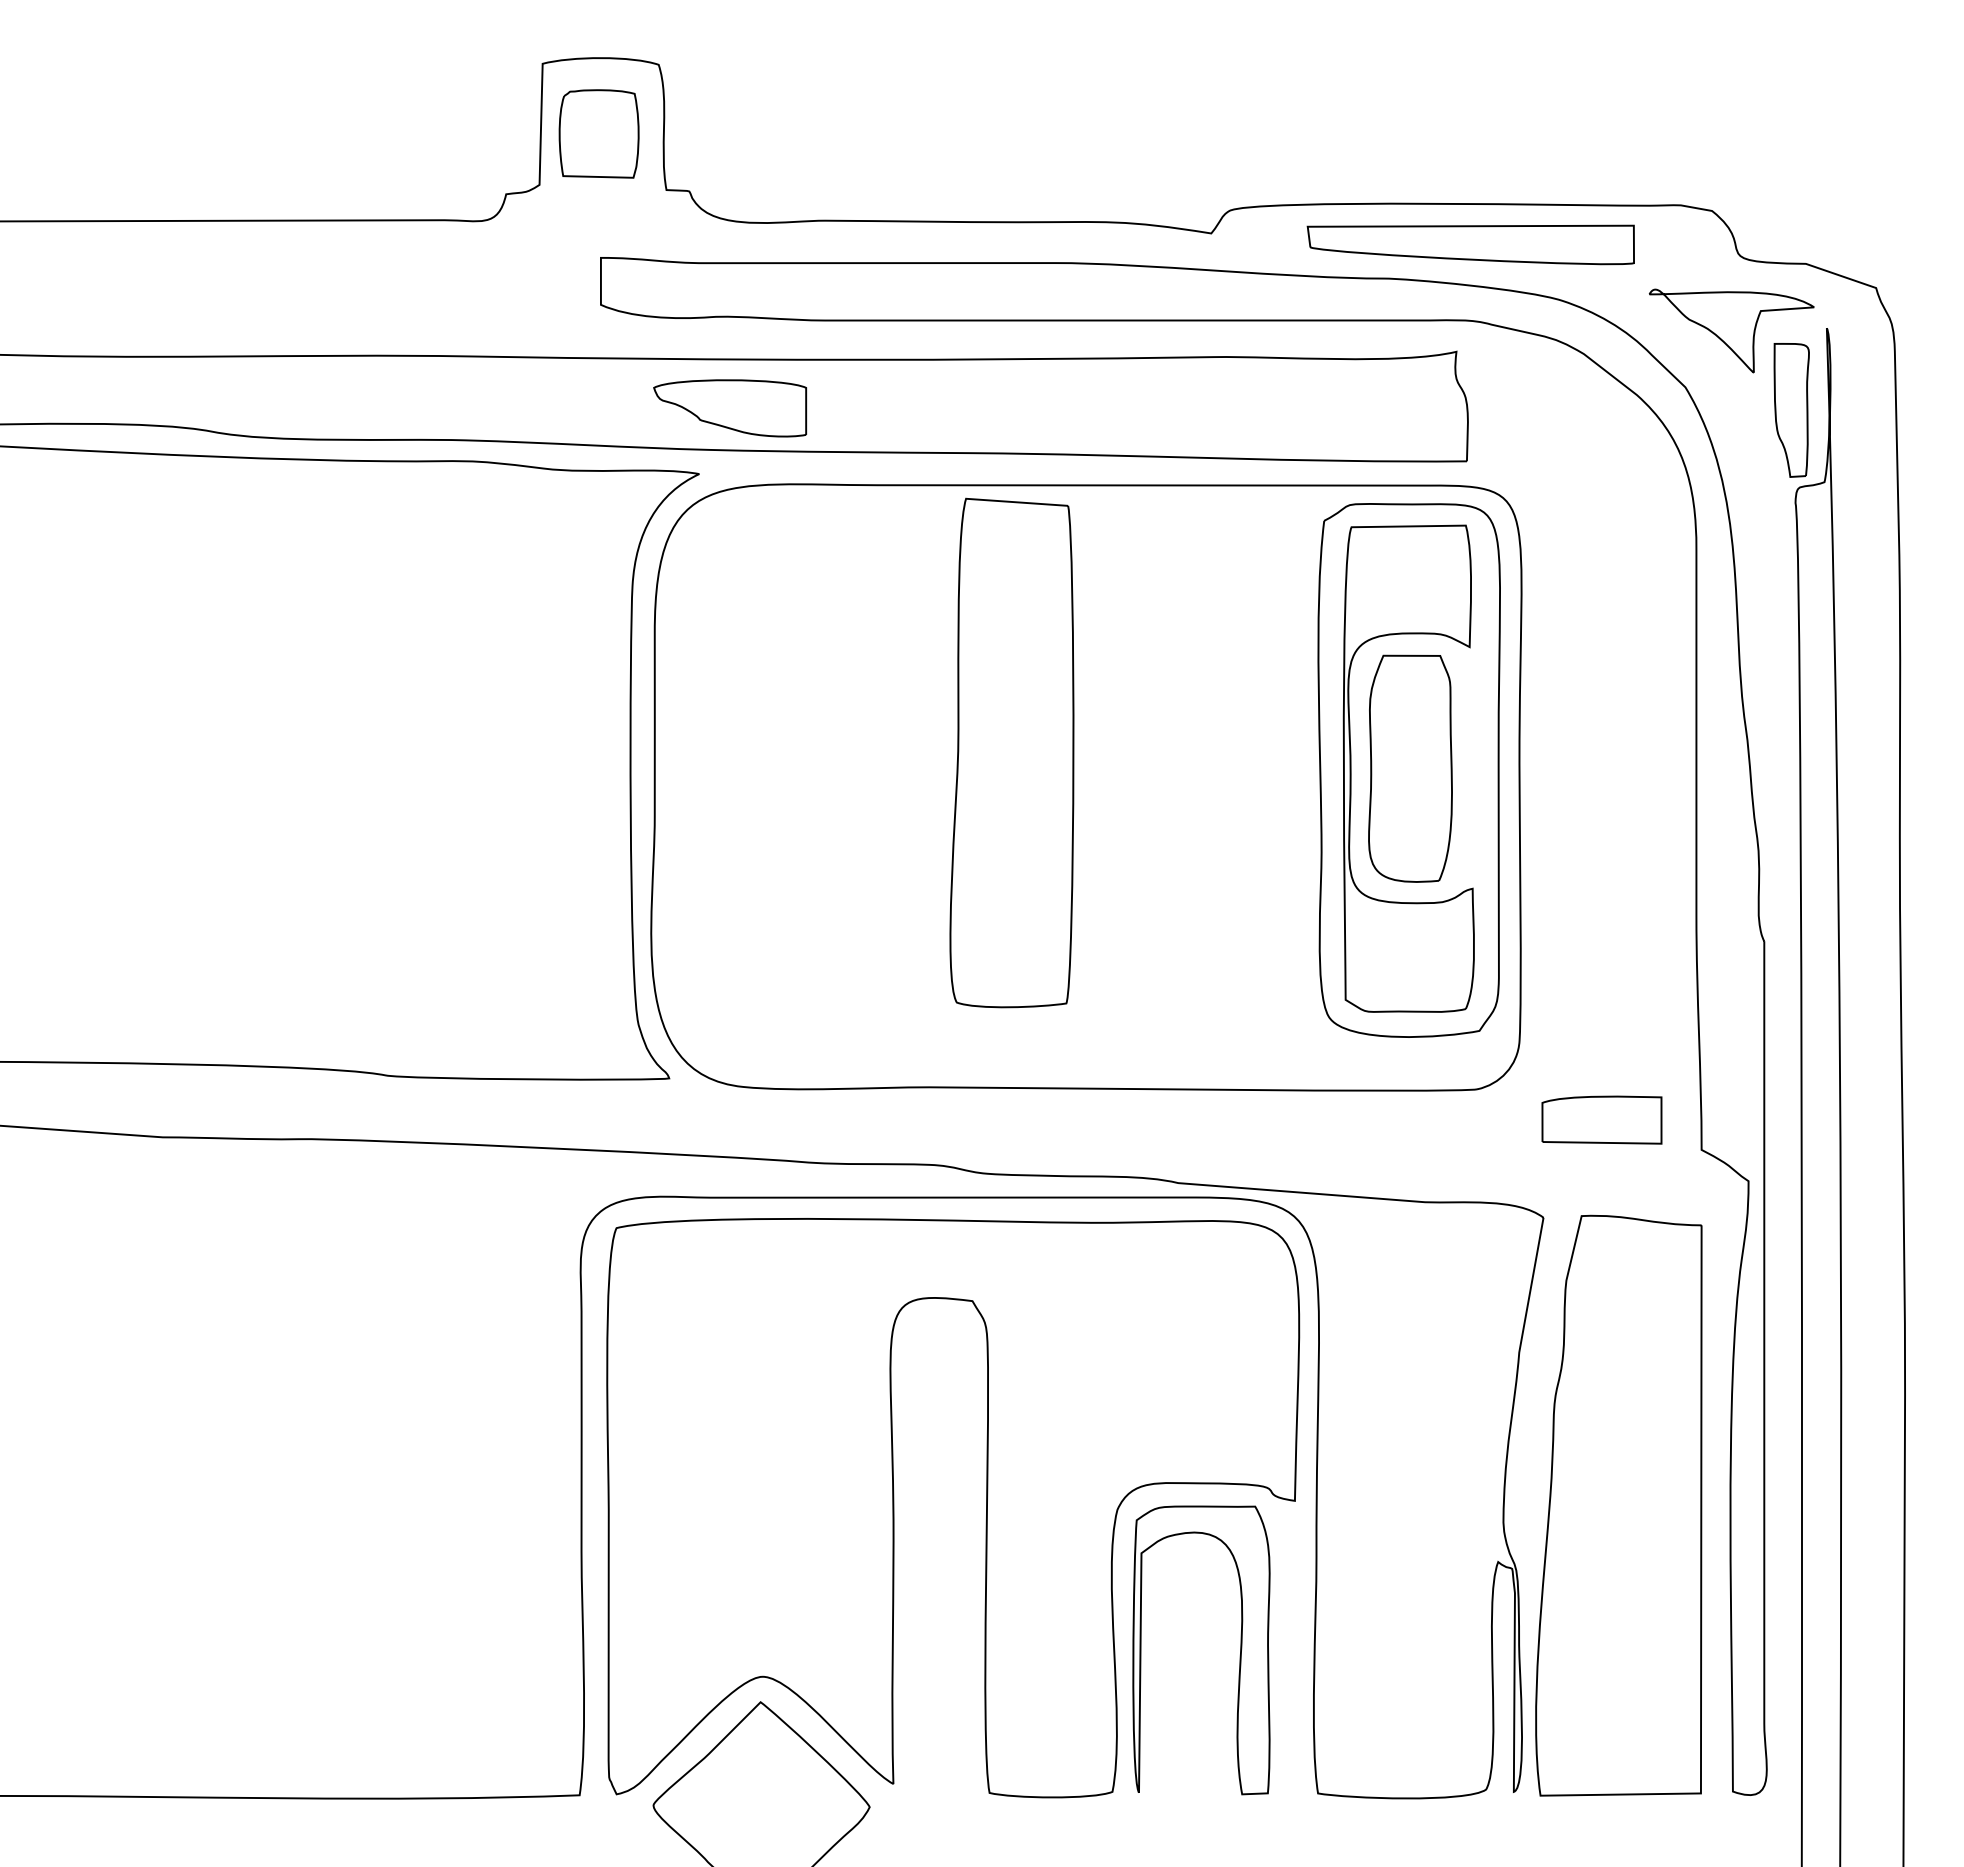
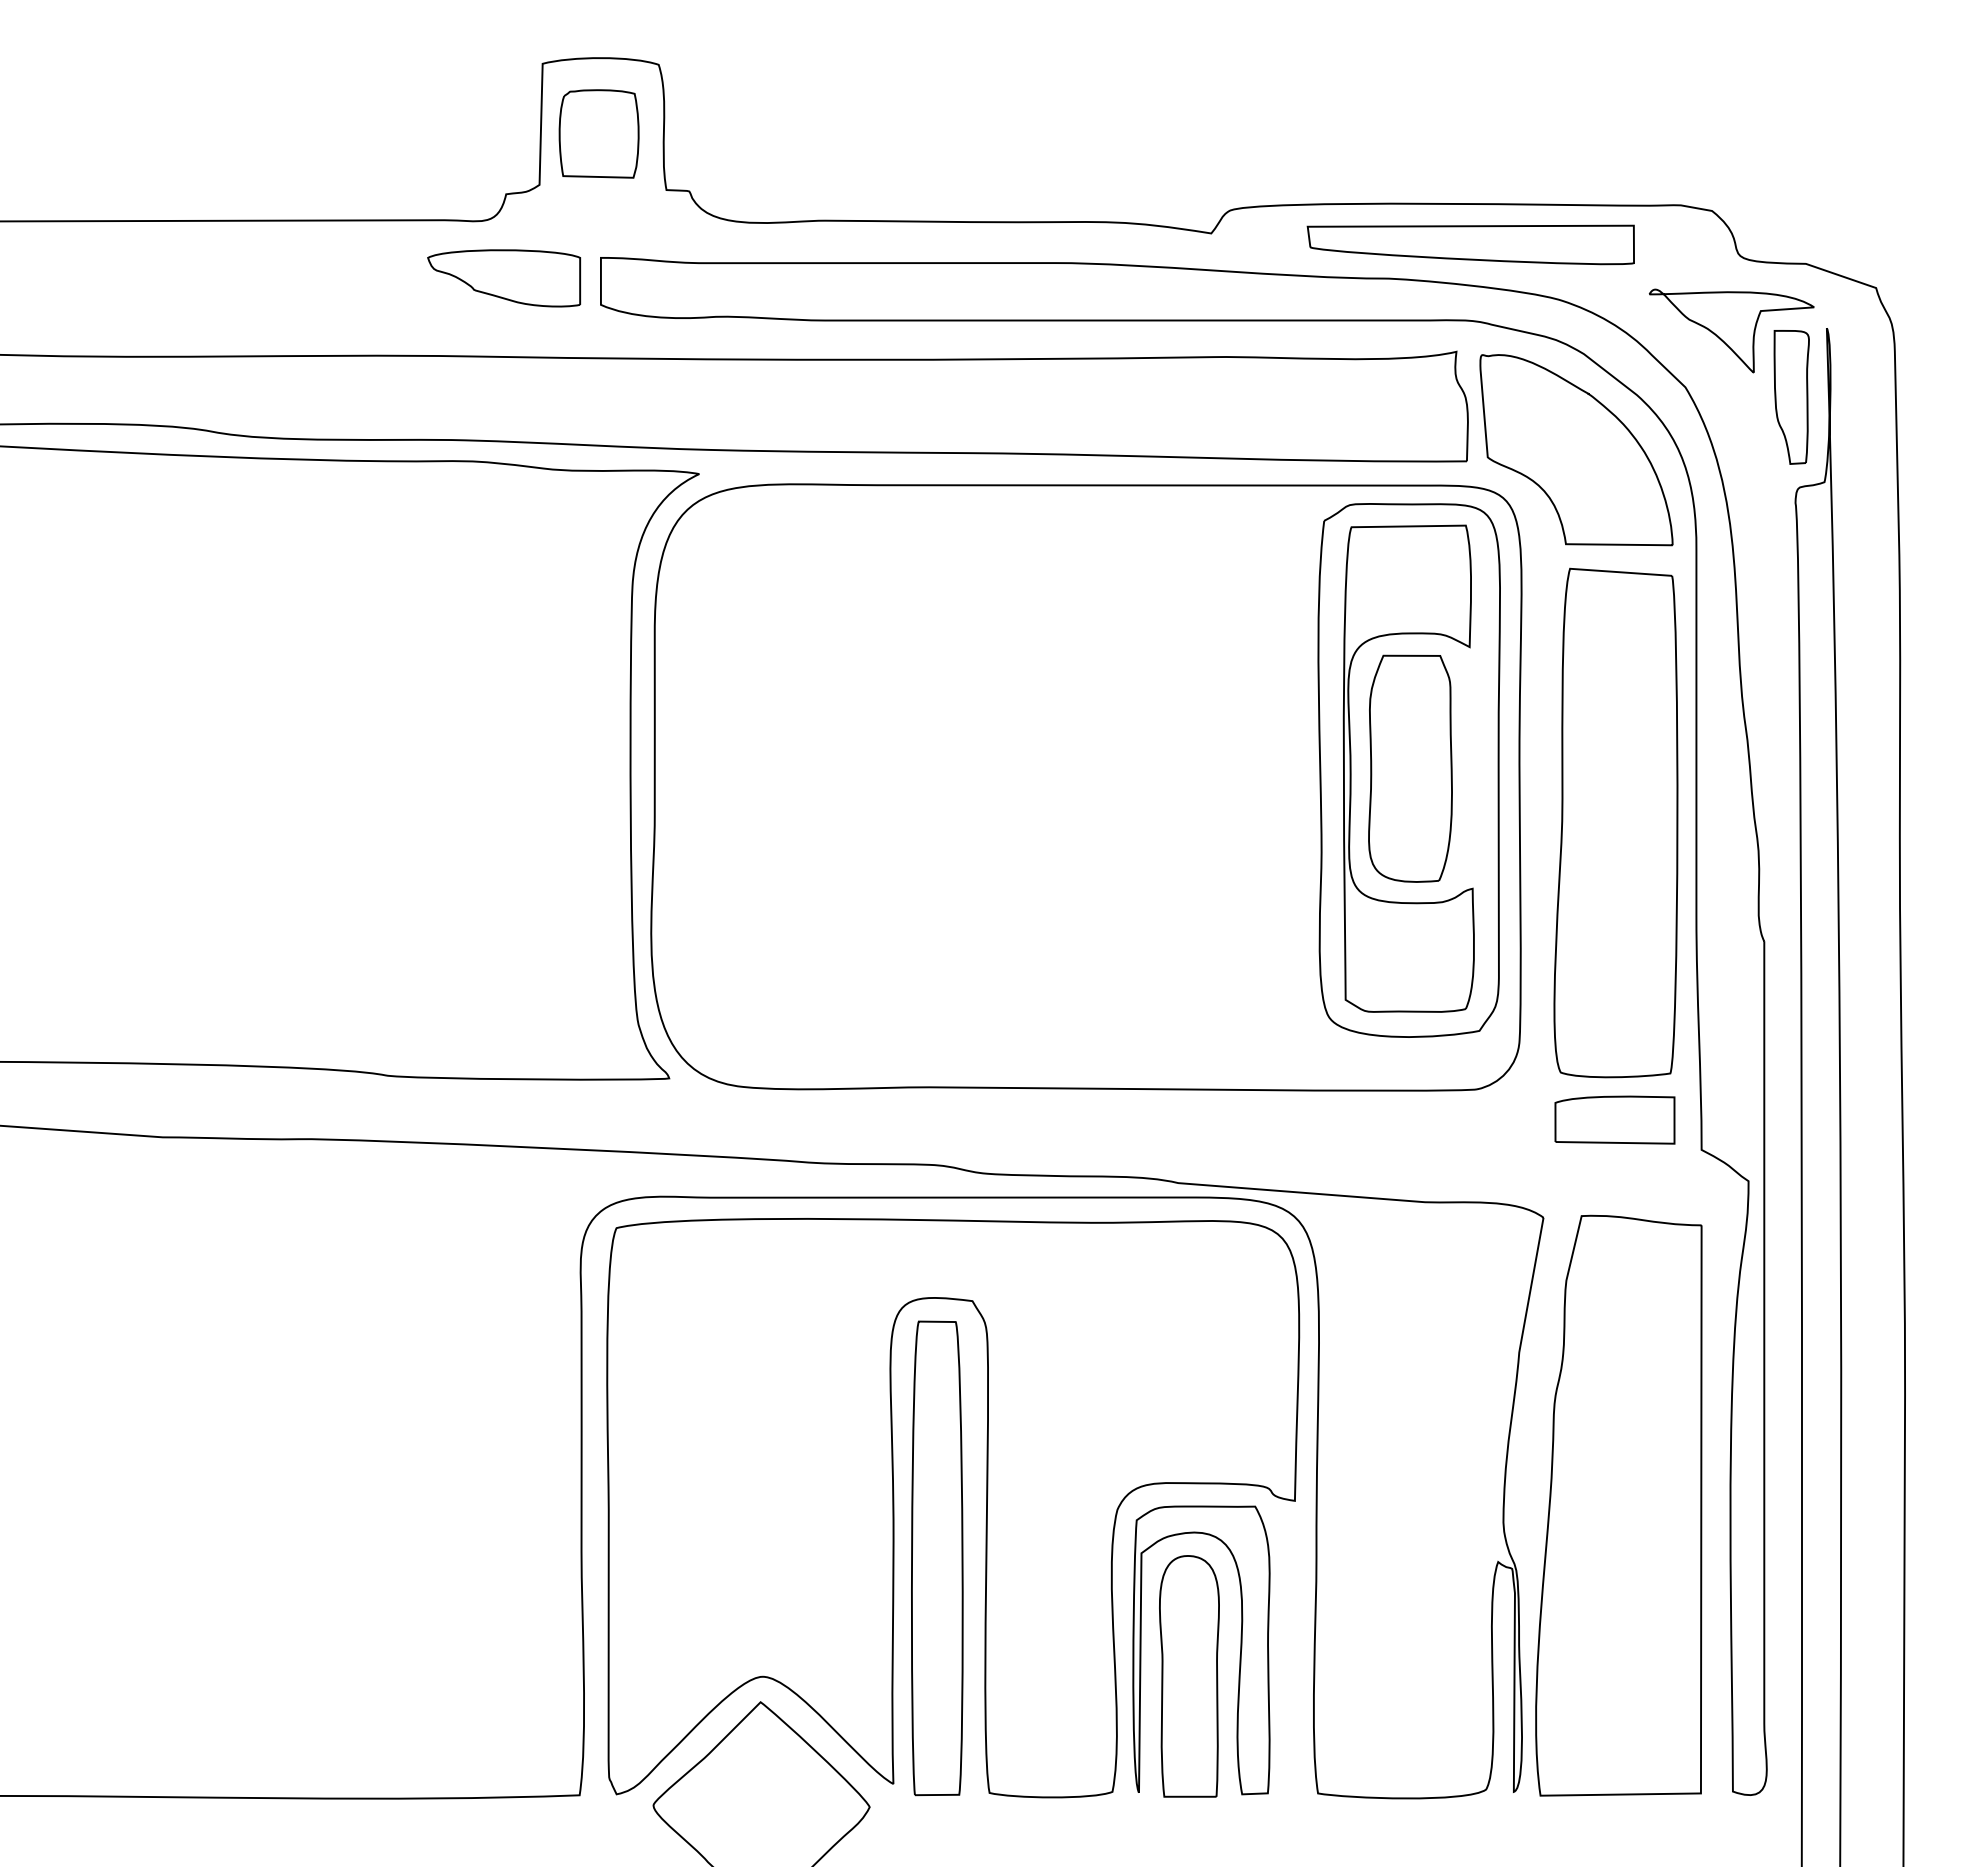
part position: (730, 408) -> (504, 278) (504, 278)
part position: (1791, 410) -> (1791, 397) (1791, 397)
part: none -> present (1576, 450)
part position: (1011, 752) -> (1615, 822) (1615, 822)
part position: (1601, 1119) -> (1614, 1119) (1614, 1119)
part: none -> present (937, 1558)
part: none -> present (1189, 1676)
